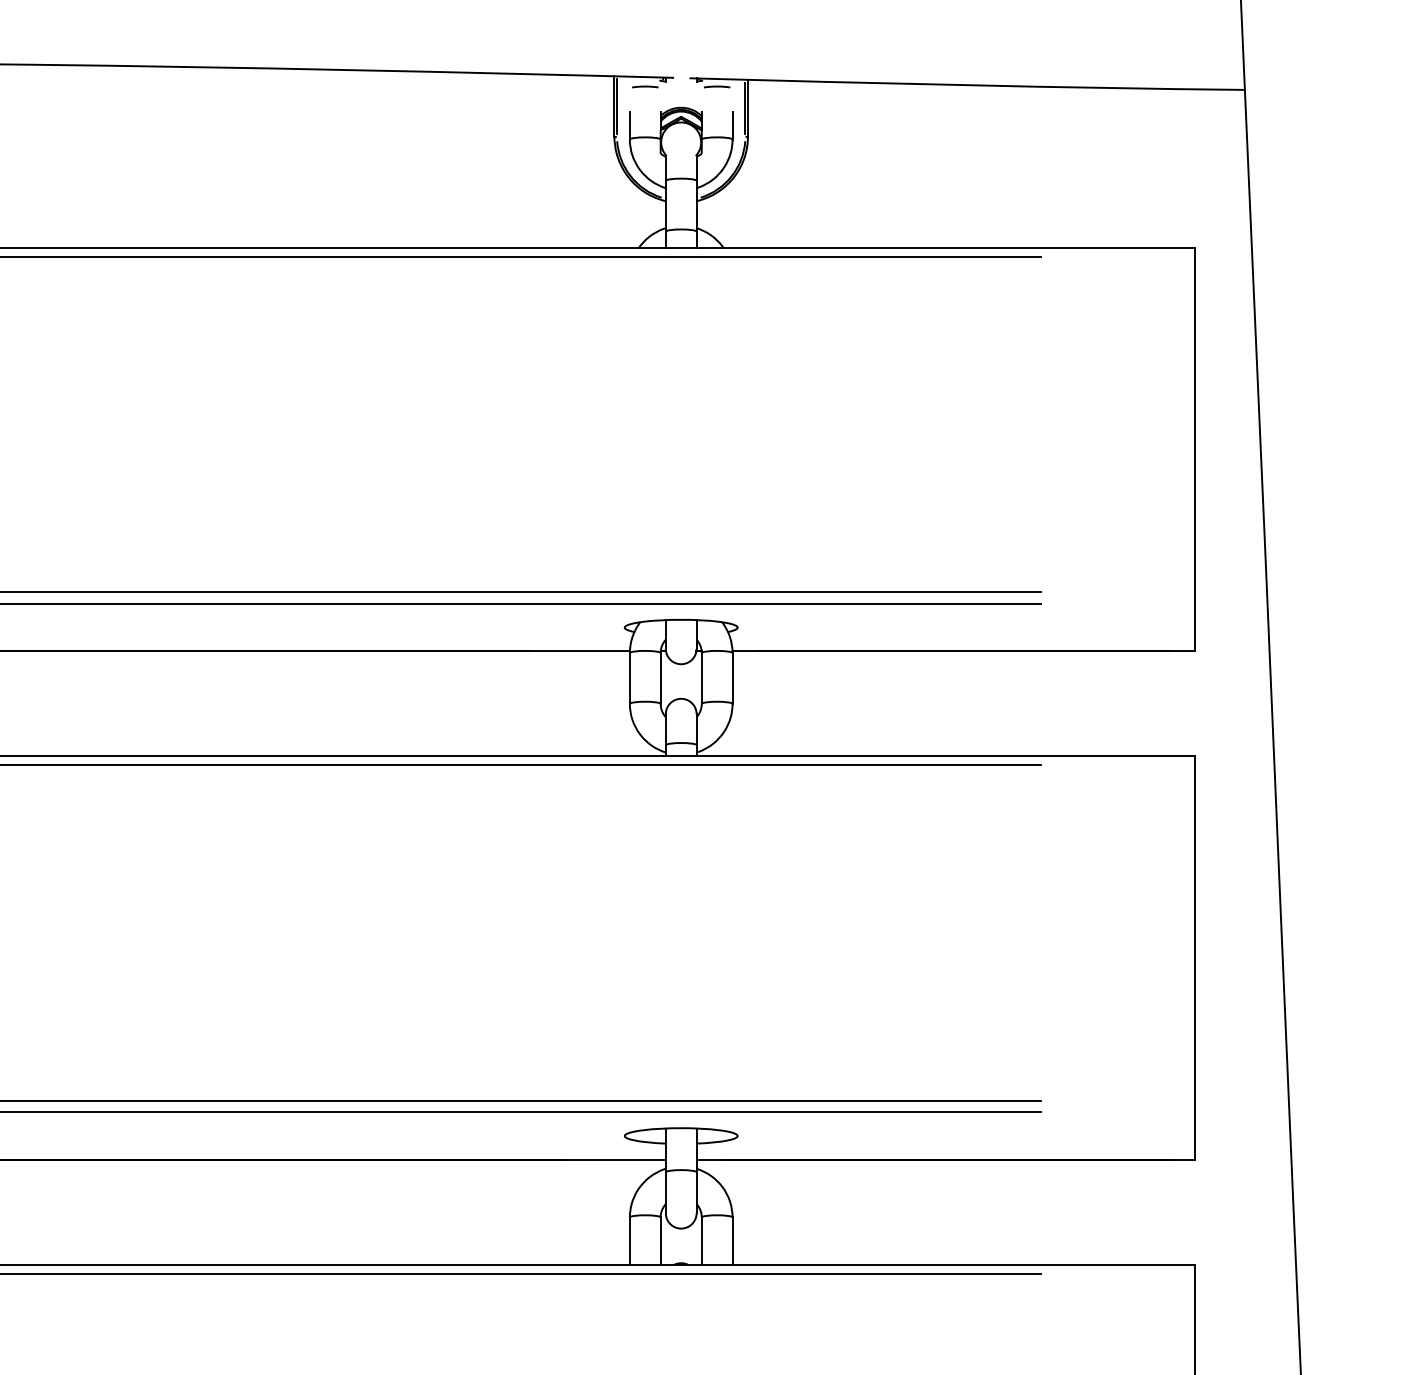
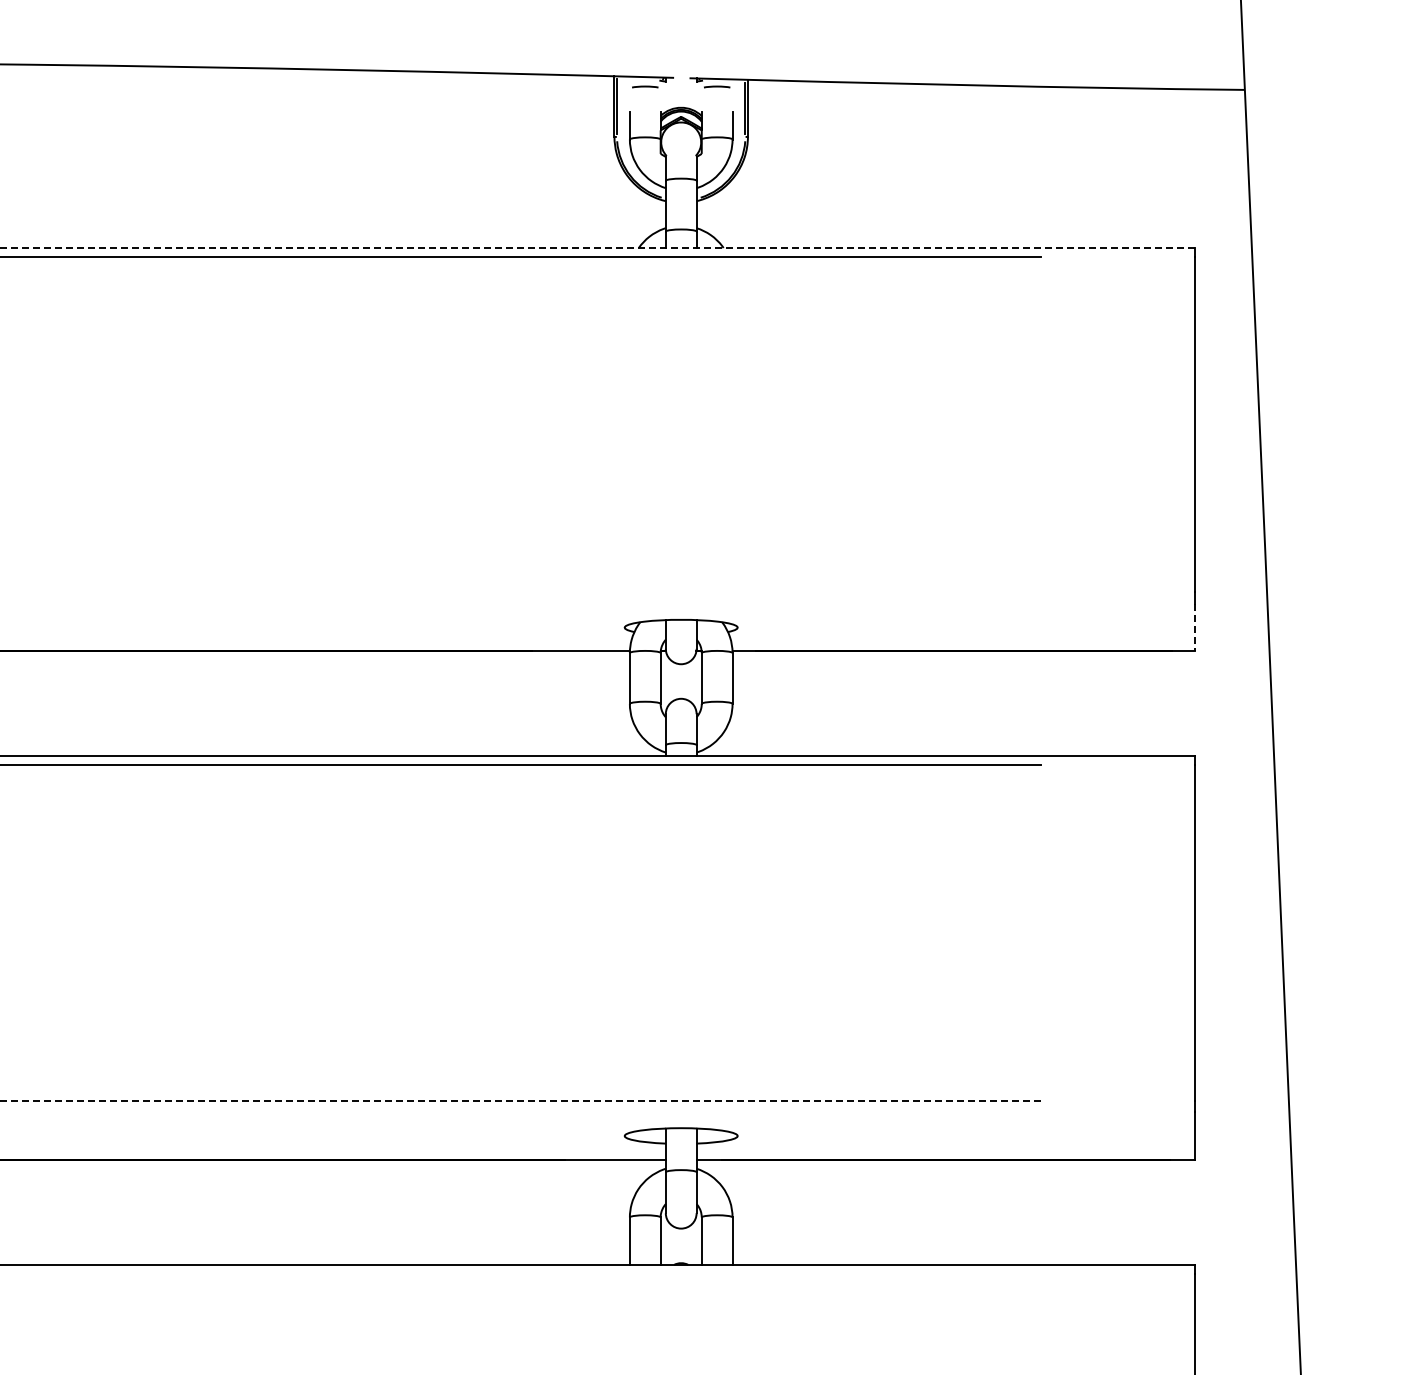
line: solid -> dashed (597, 248)
line: present -> none (521, 592)
line: present -> none (521, 604)
line: solid -> dashed (1194, 627)
line: solid -> dashed (520, 1100)
line: present -> none (521, 1112)
line: present -> none (521, 1273)
